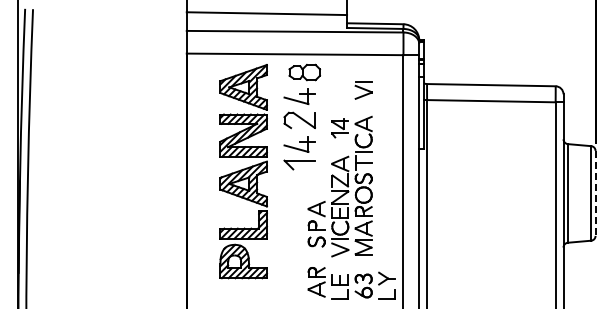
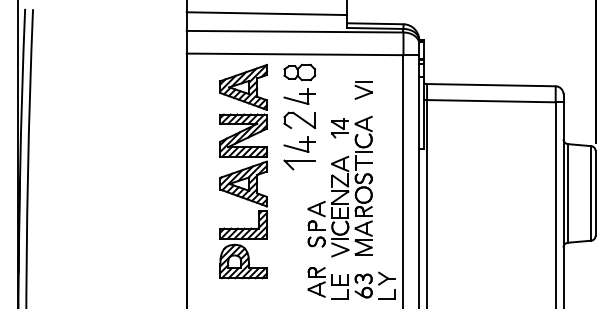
part position: (304, 72) -> (299, 72) (299, 72)
line: dashed -> solid (595, 193)
